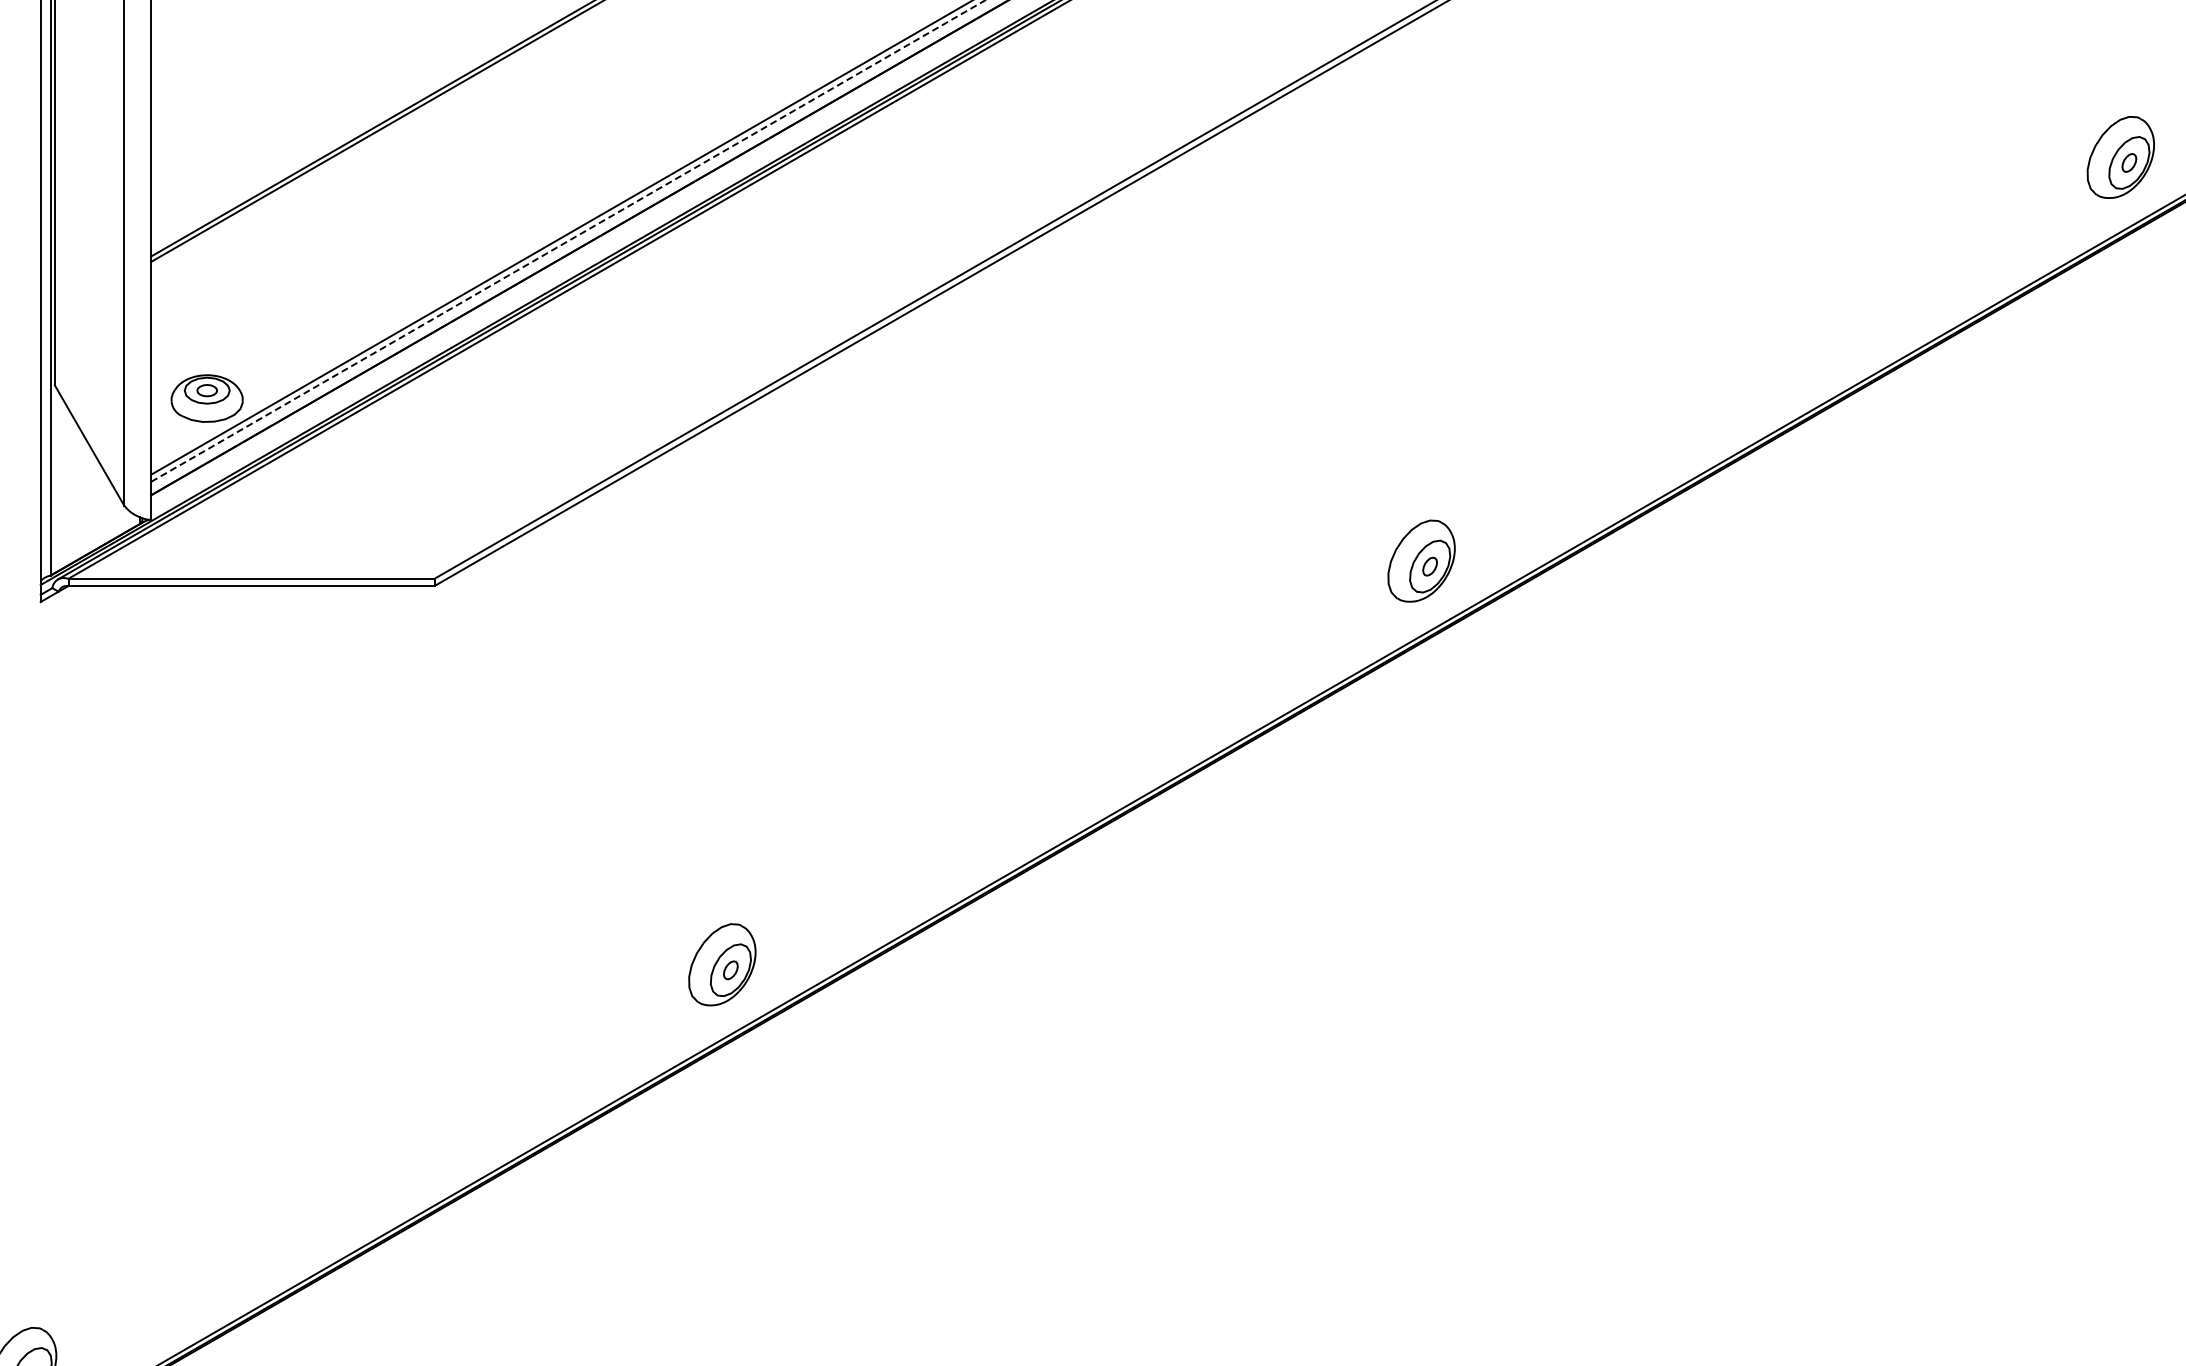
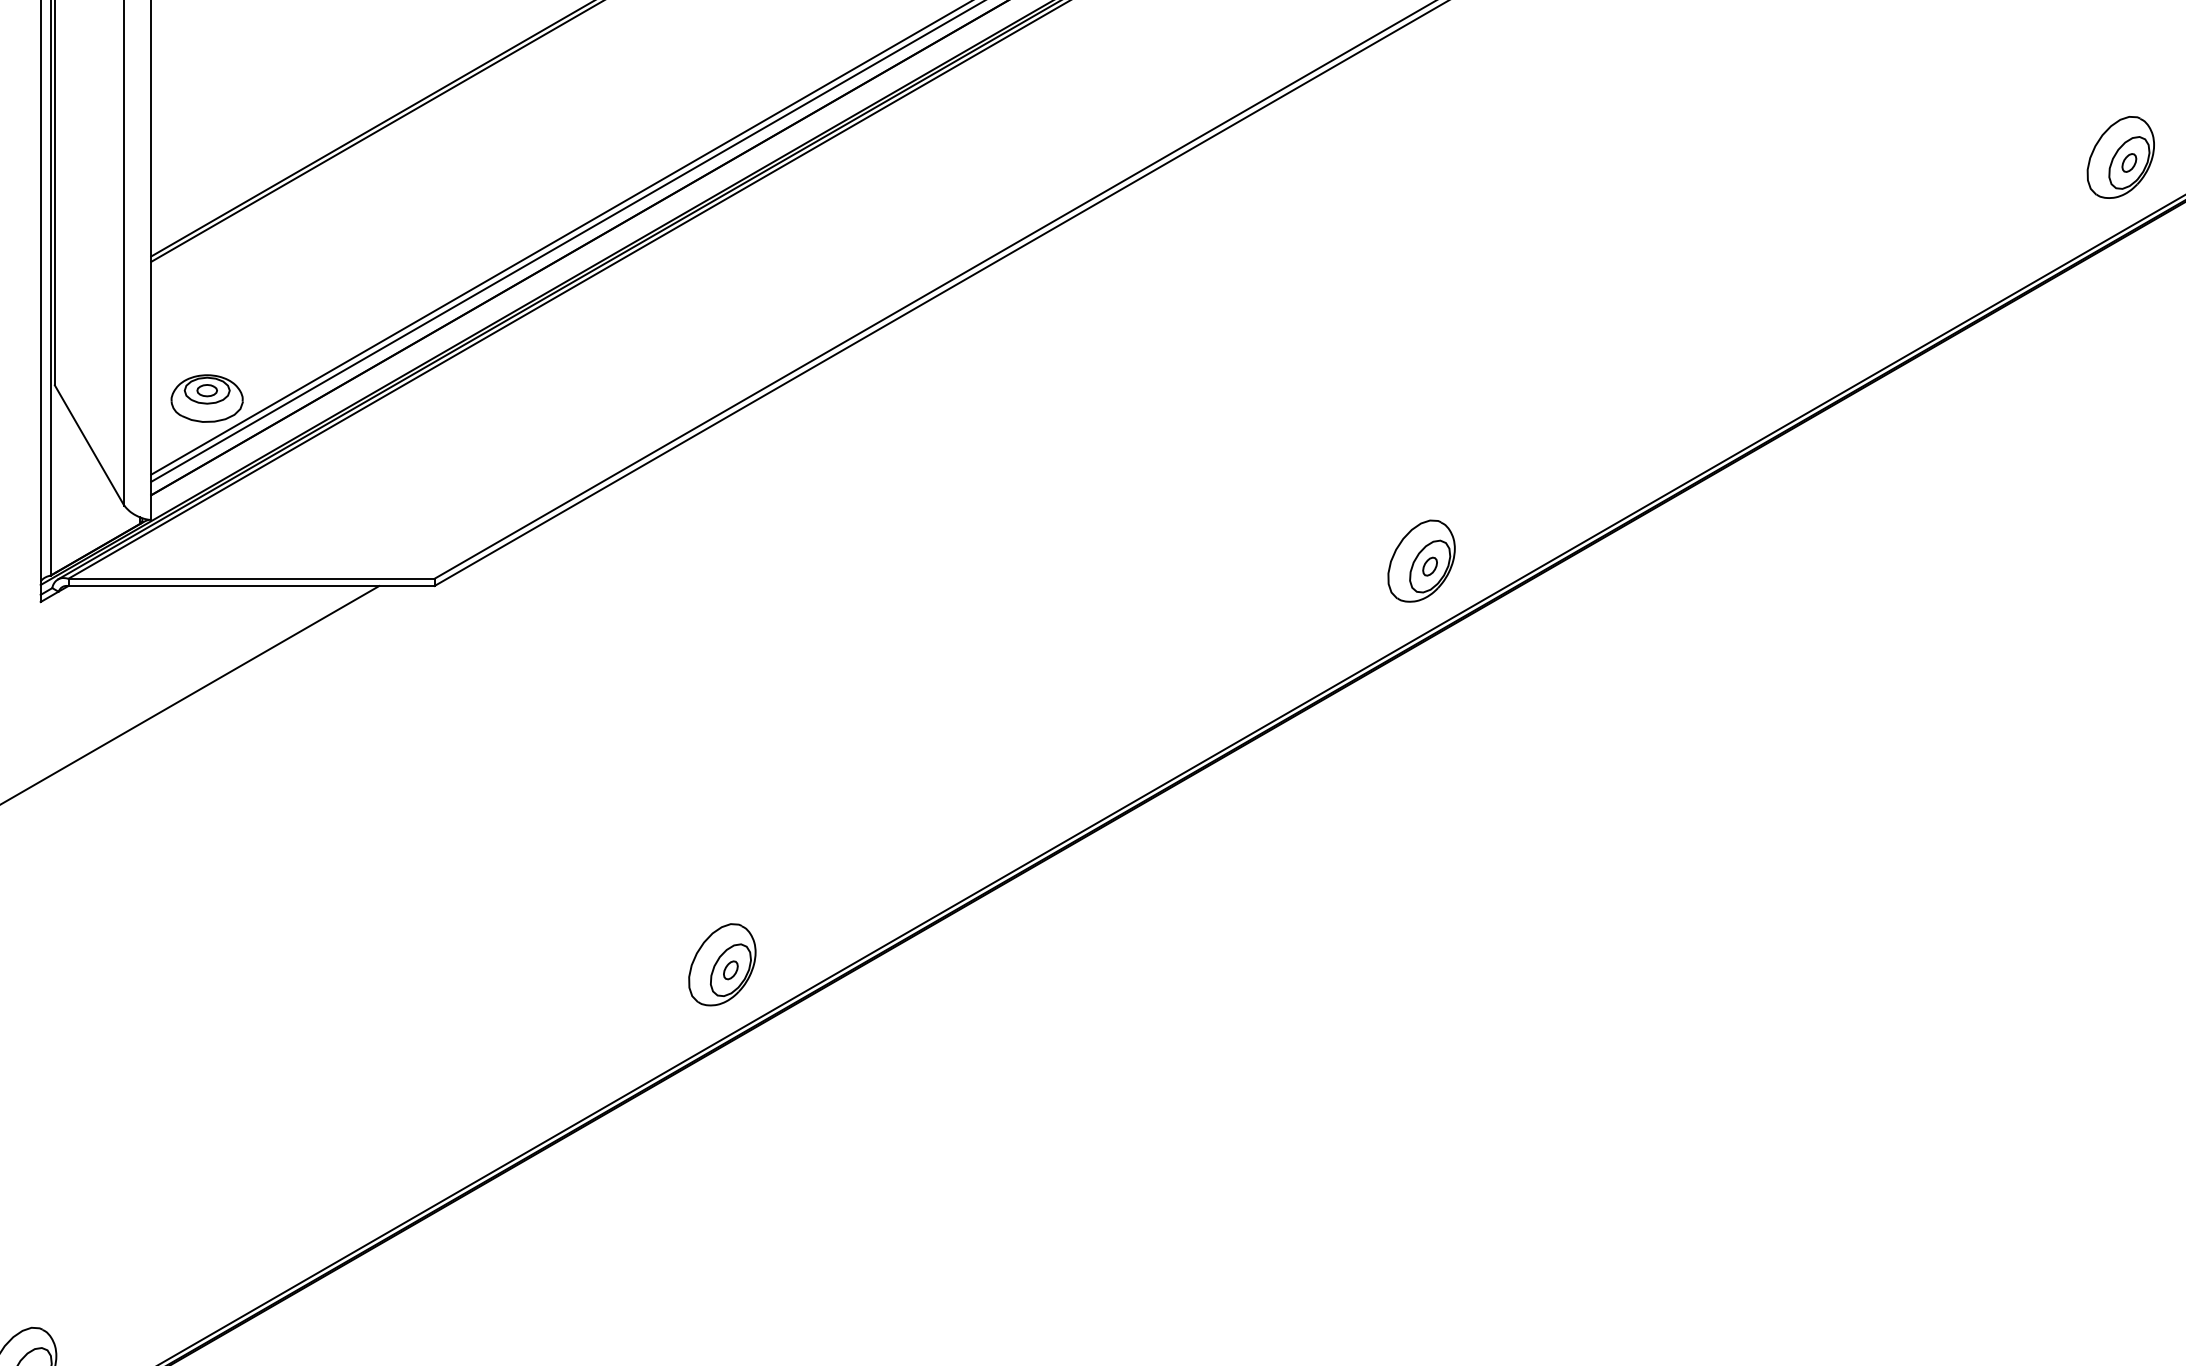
line: dashed -> solid (568, 240)
line: none -> present (190, 694)
